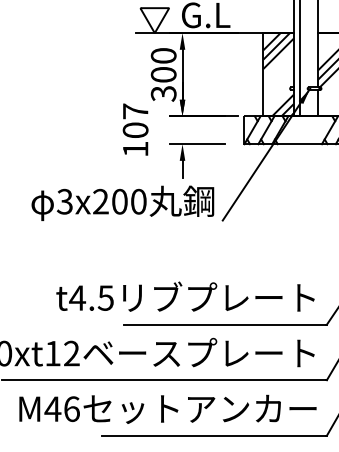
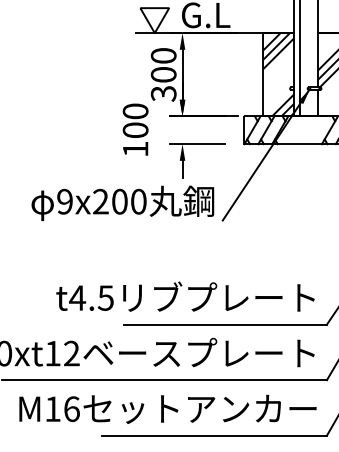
text: 107 -> 100 (135, 111)
text: 3x200 -> 9x200 (64, 201)
text: M46 -> M16 (52, 408)
